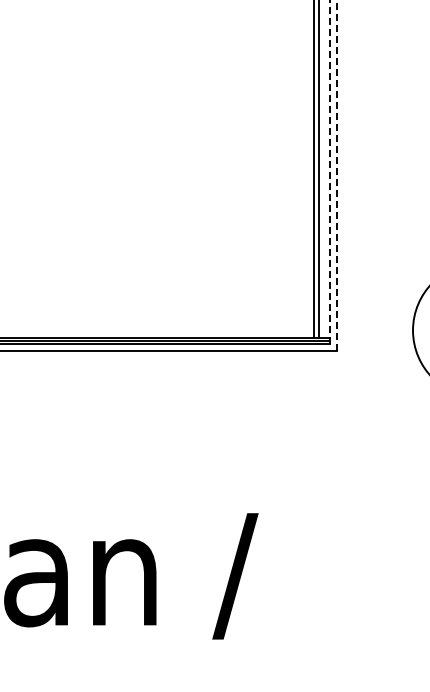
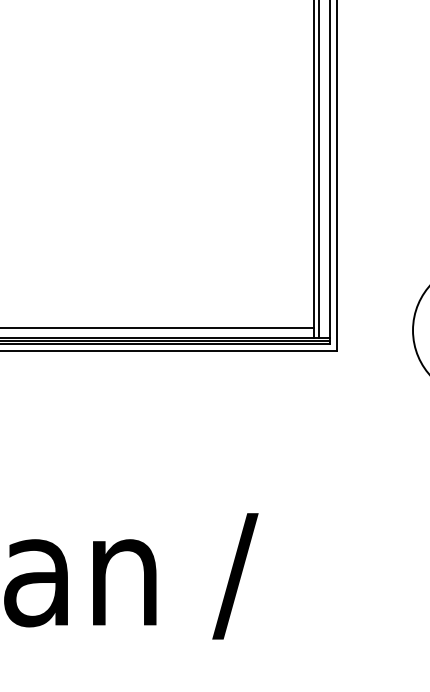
line: dashed -> solid (330, 172)
line: dashed -> solid (337, 175)
line: none -> present (157, 327)
